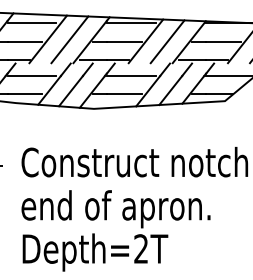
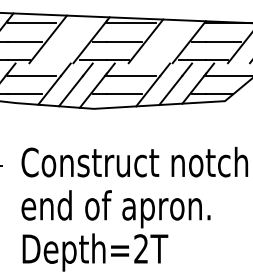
line: present -> none (69, 39)
line: present -> none (167, 41)
